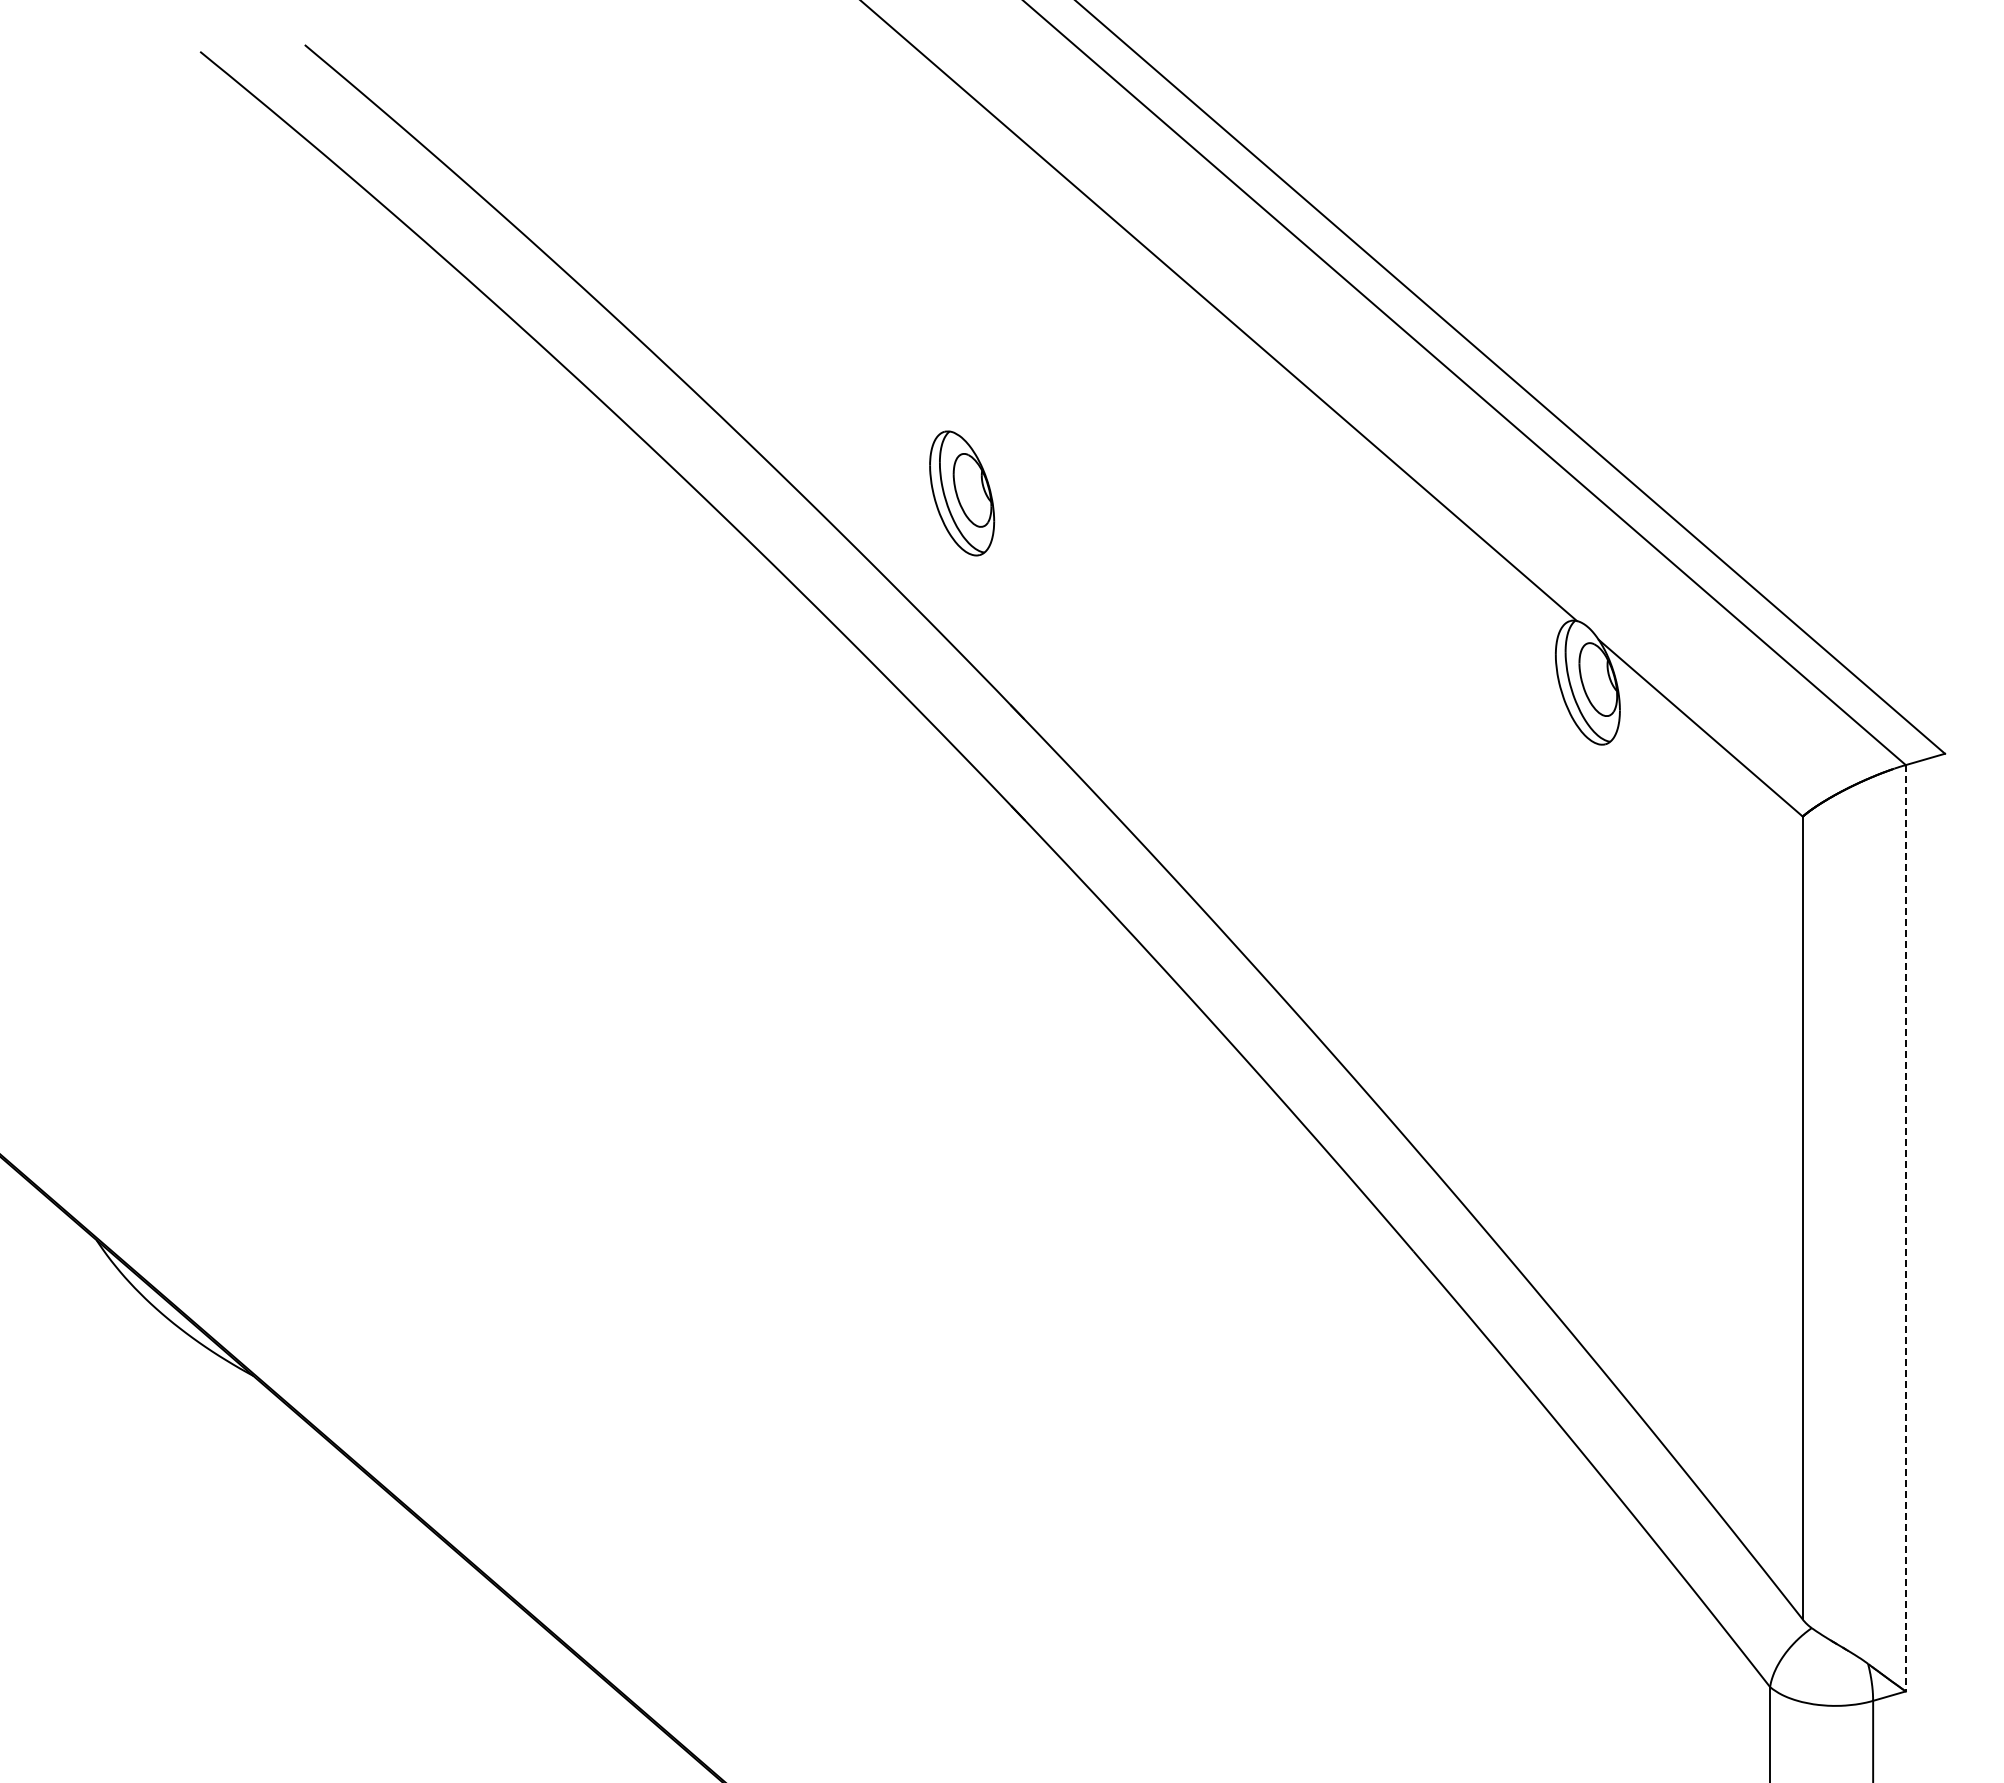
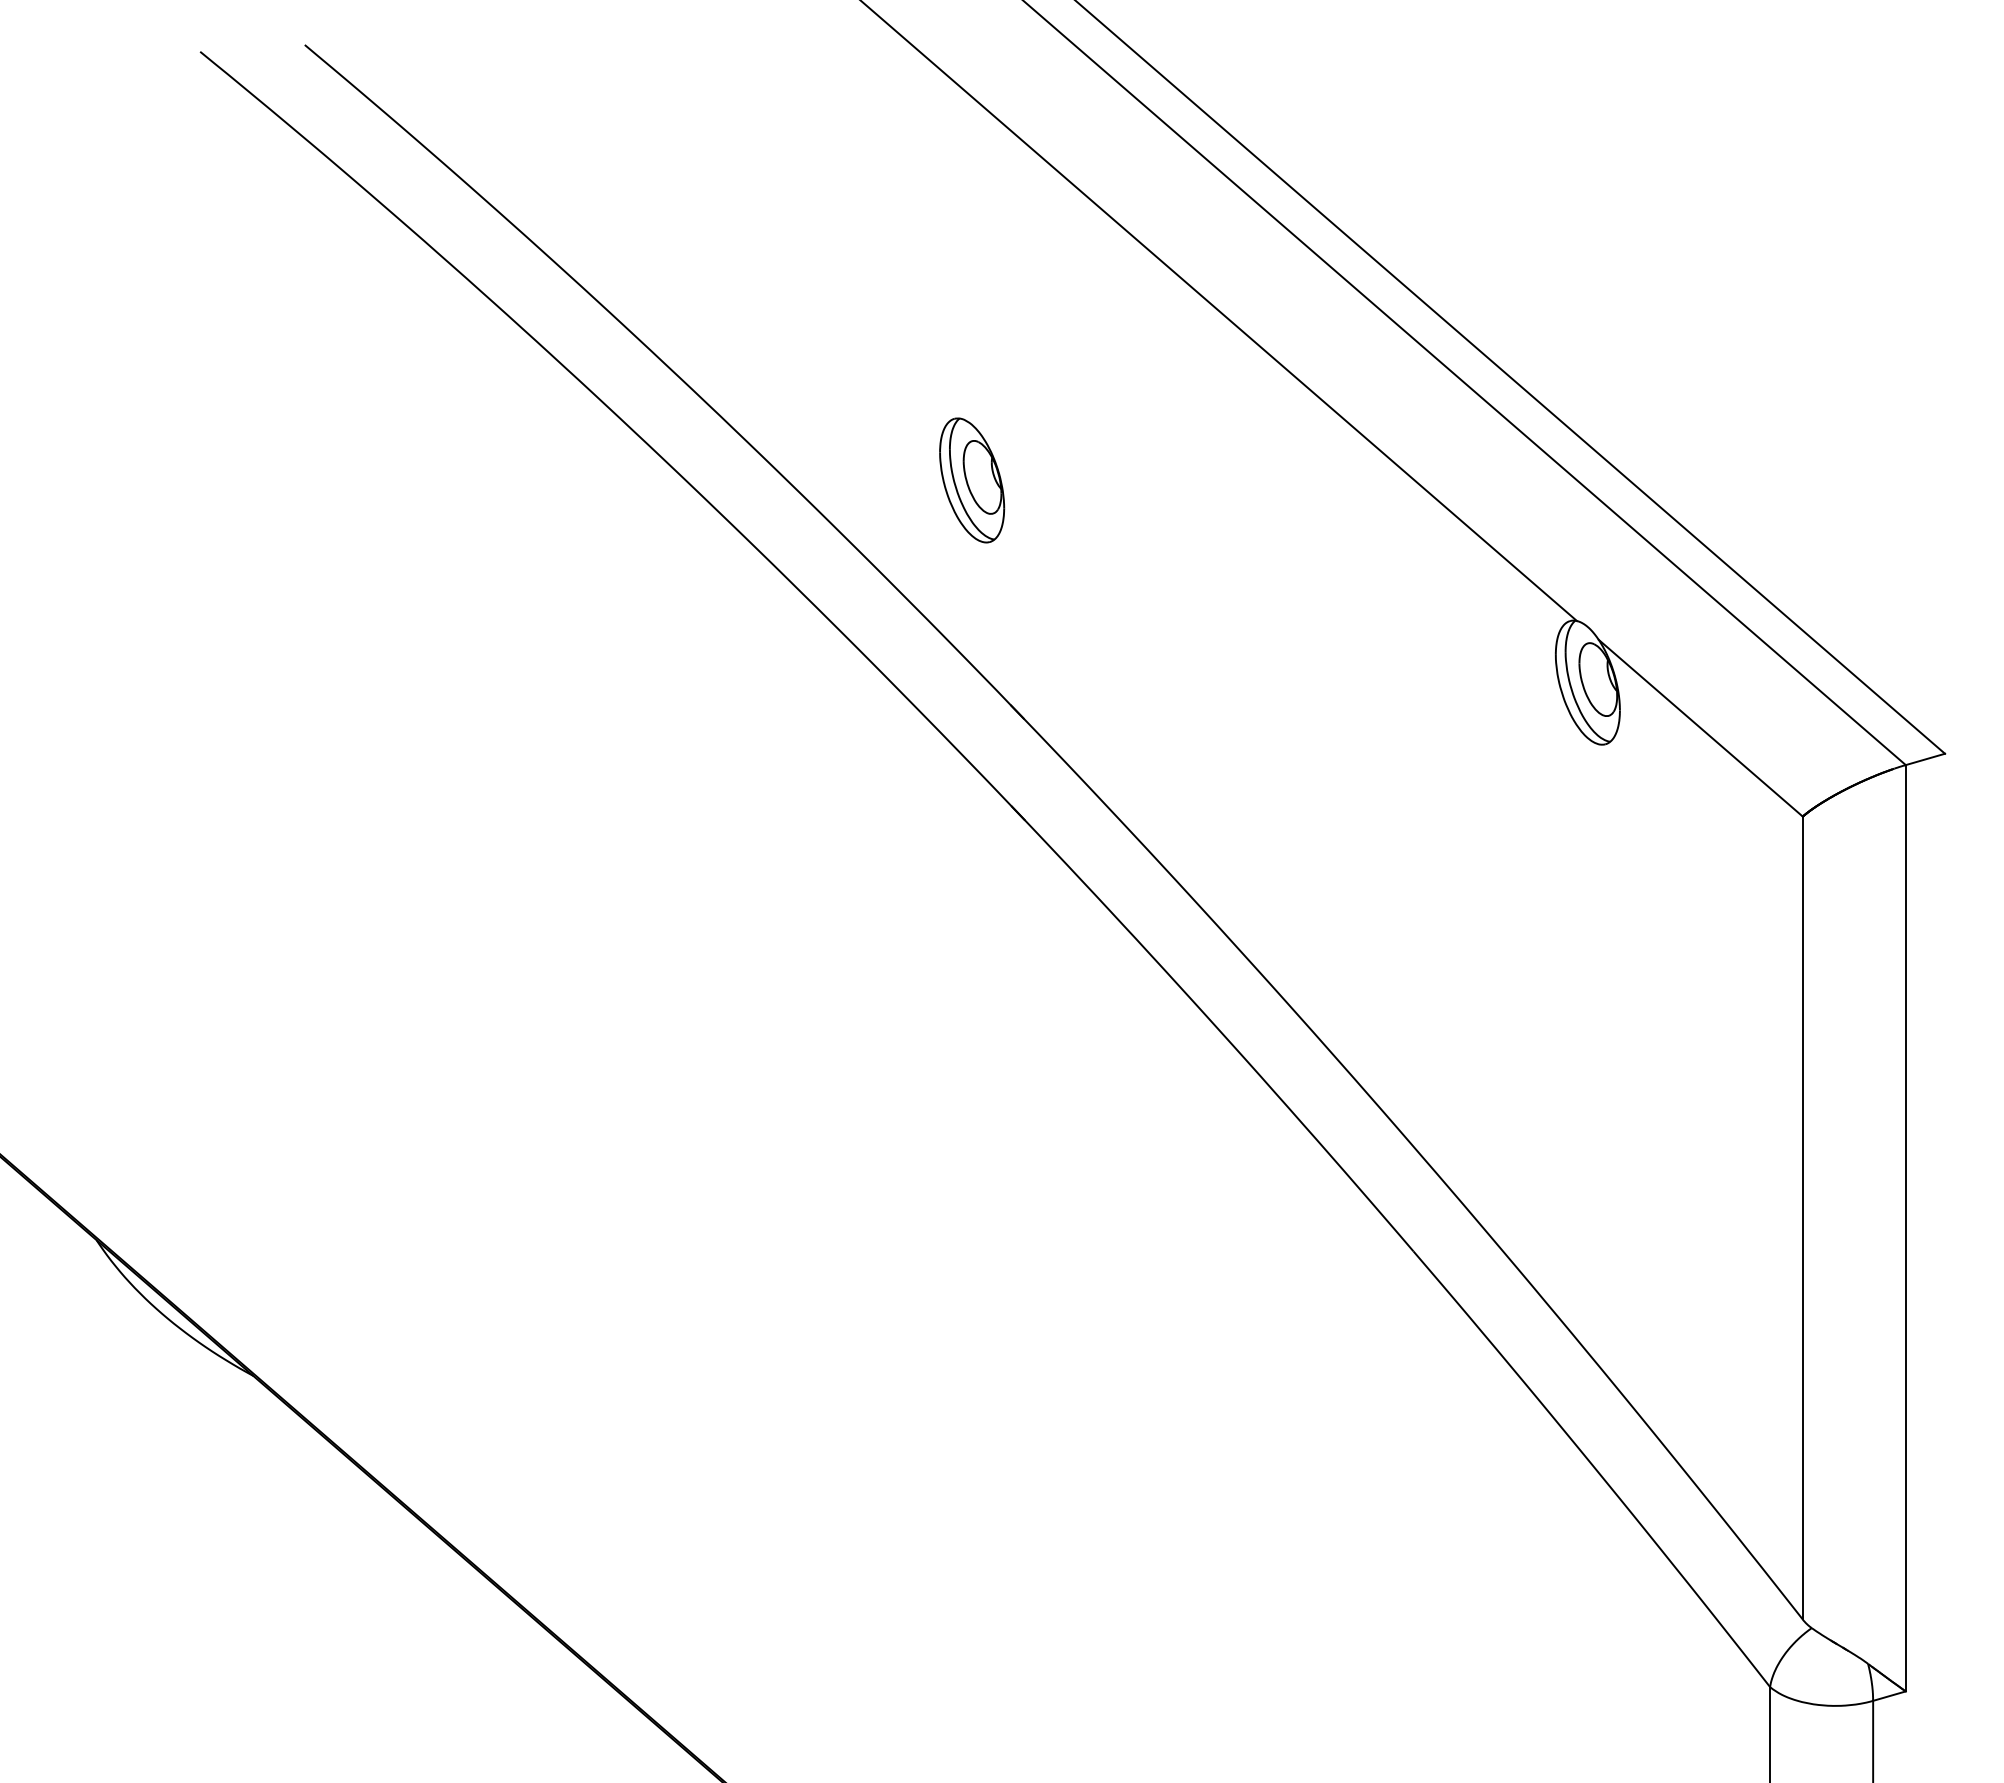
part position: (962, 493) -> (972, 480) (972, 480)
line: dashed -> solid (1905, 1228)
